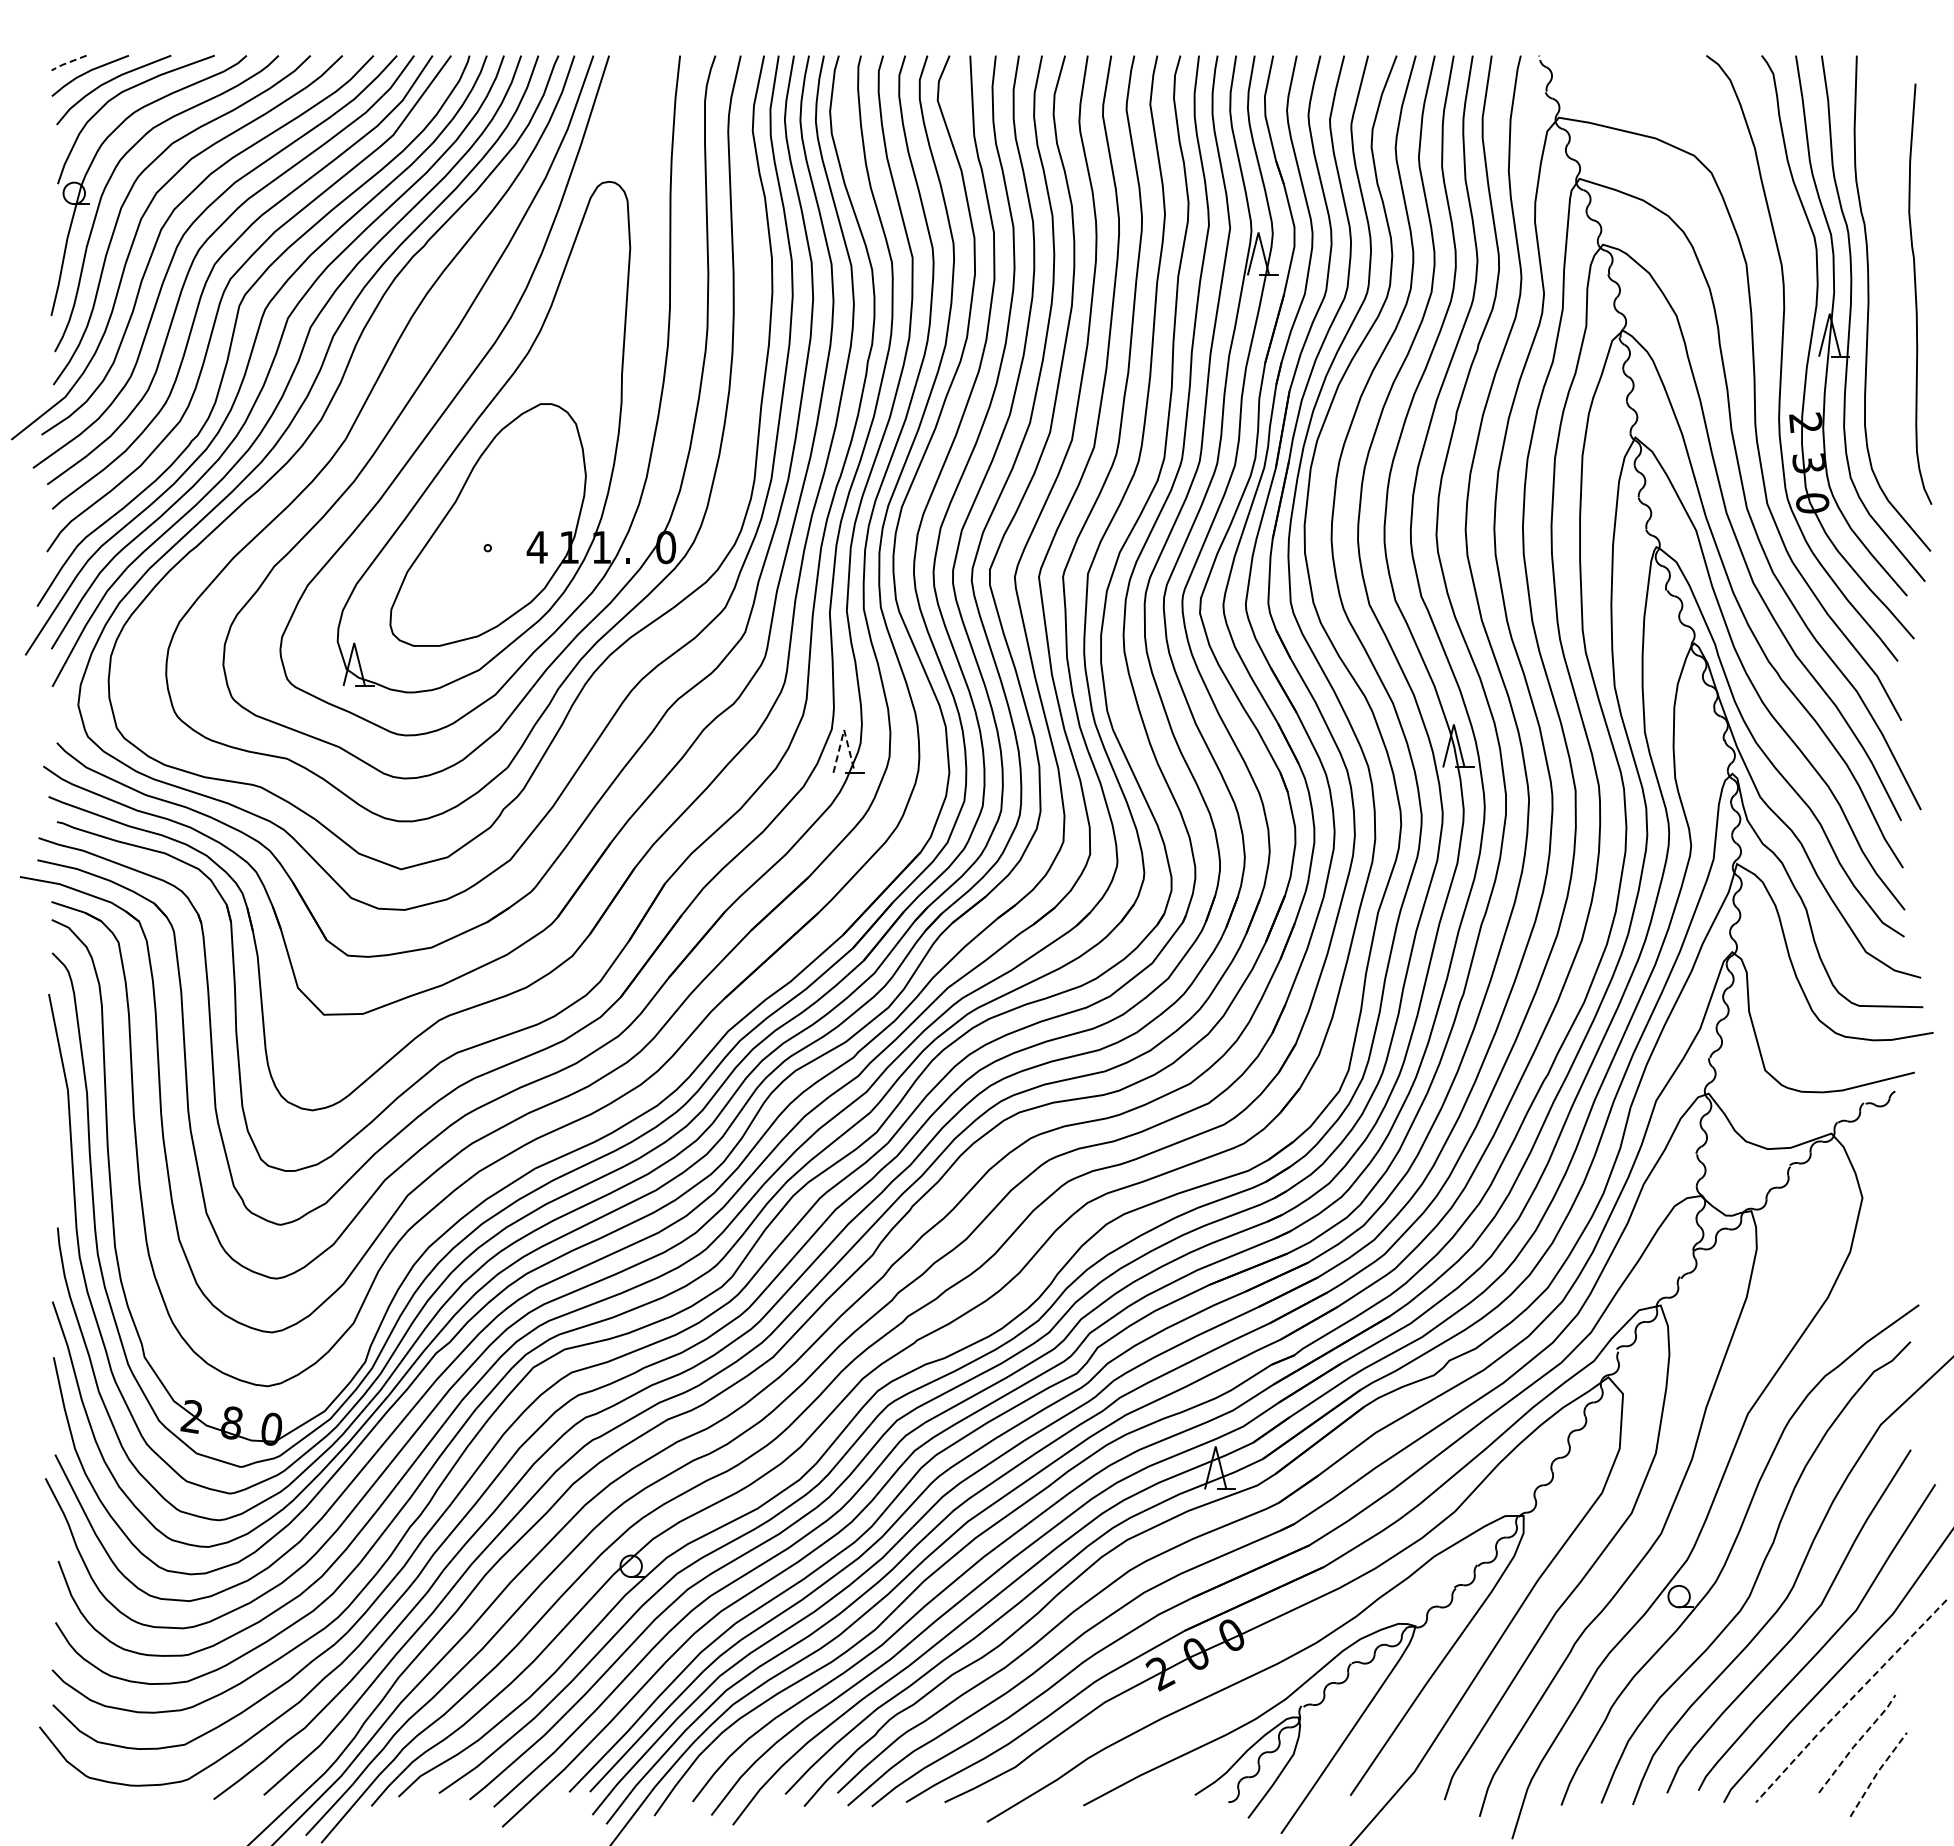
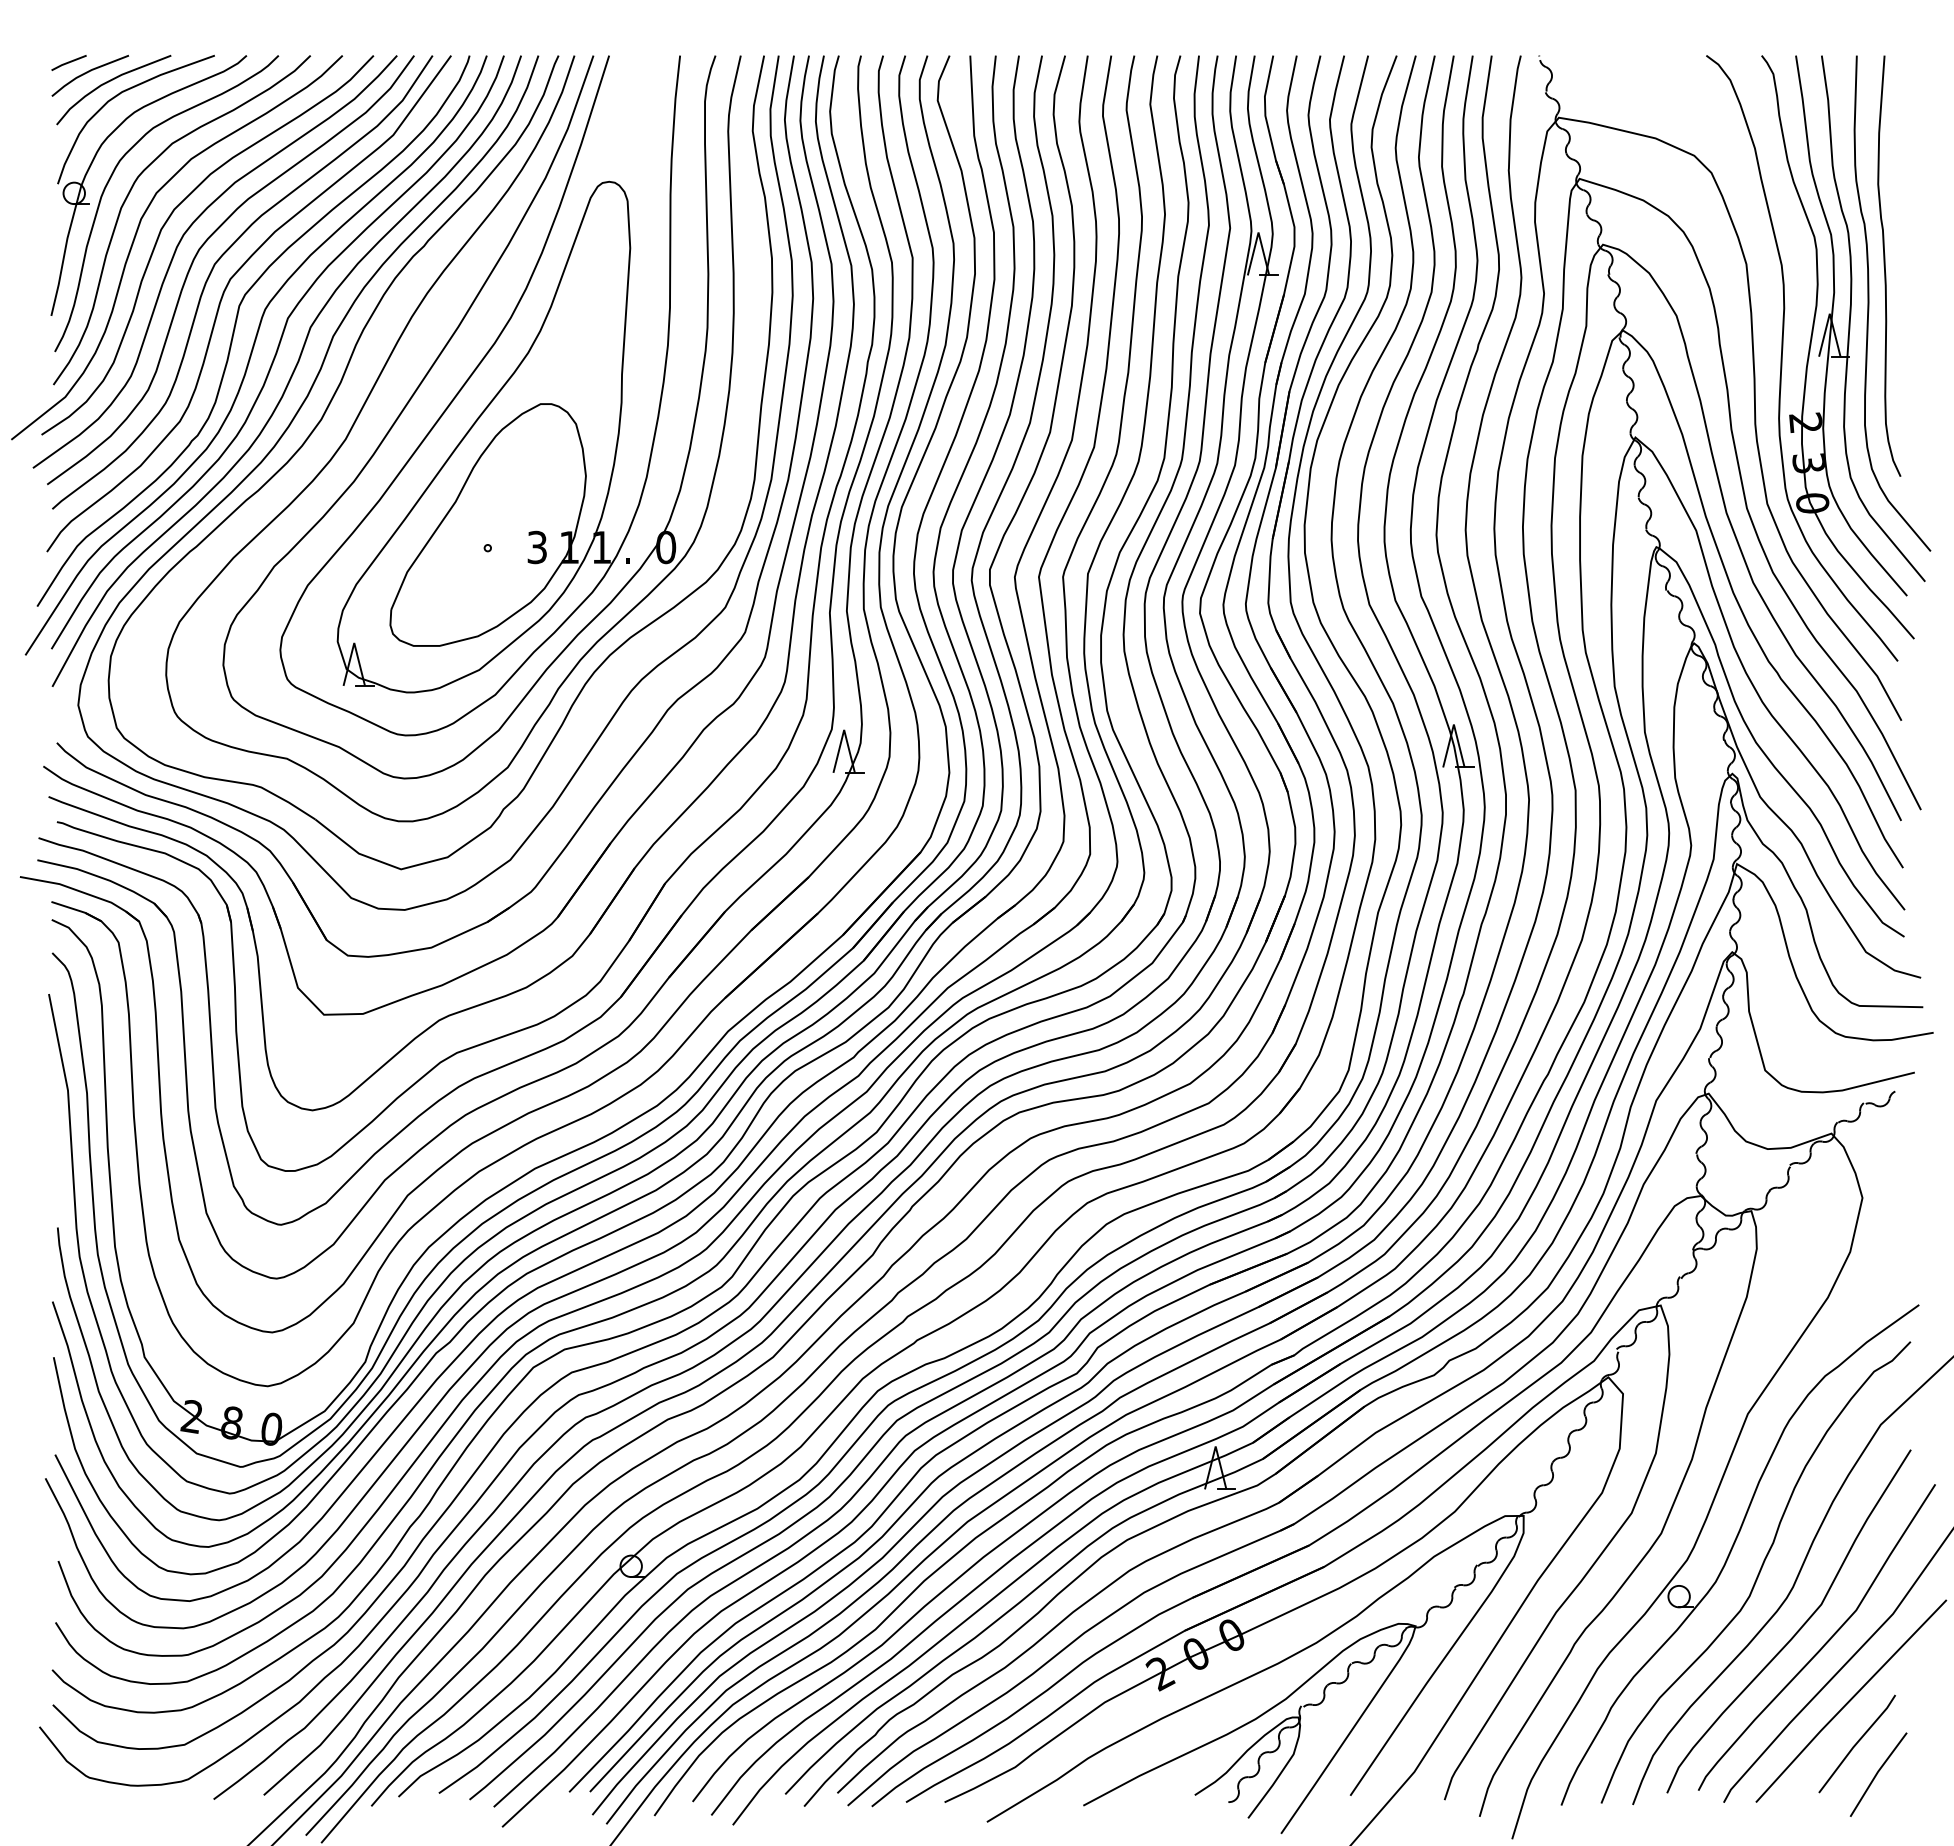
line: dashed -> solid (68, 62)
curve position: (1916, 293) -> (1885, 265) (1885, 265)
text: 4 -> 3 (536, 547)
line: dashed -> solid (844, 729)
line: dashed -> solid (1849, 1700)
line: dashed -> solid (1856, 1743)
line: dashed -> solid (1877, 1772)
